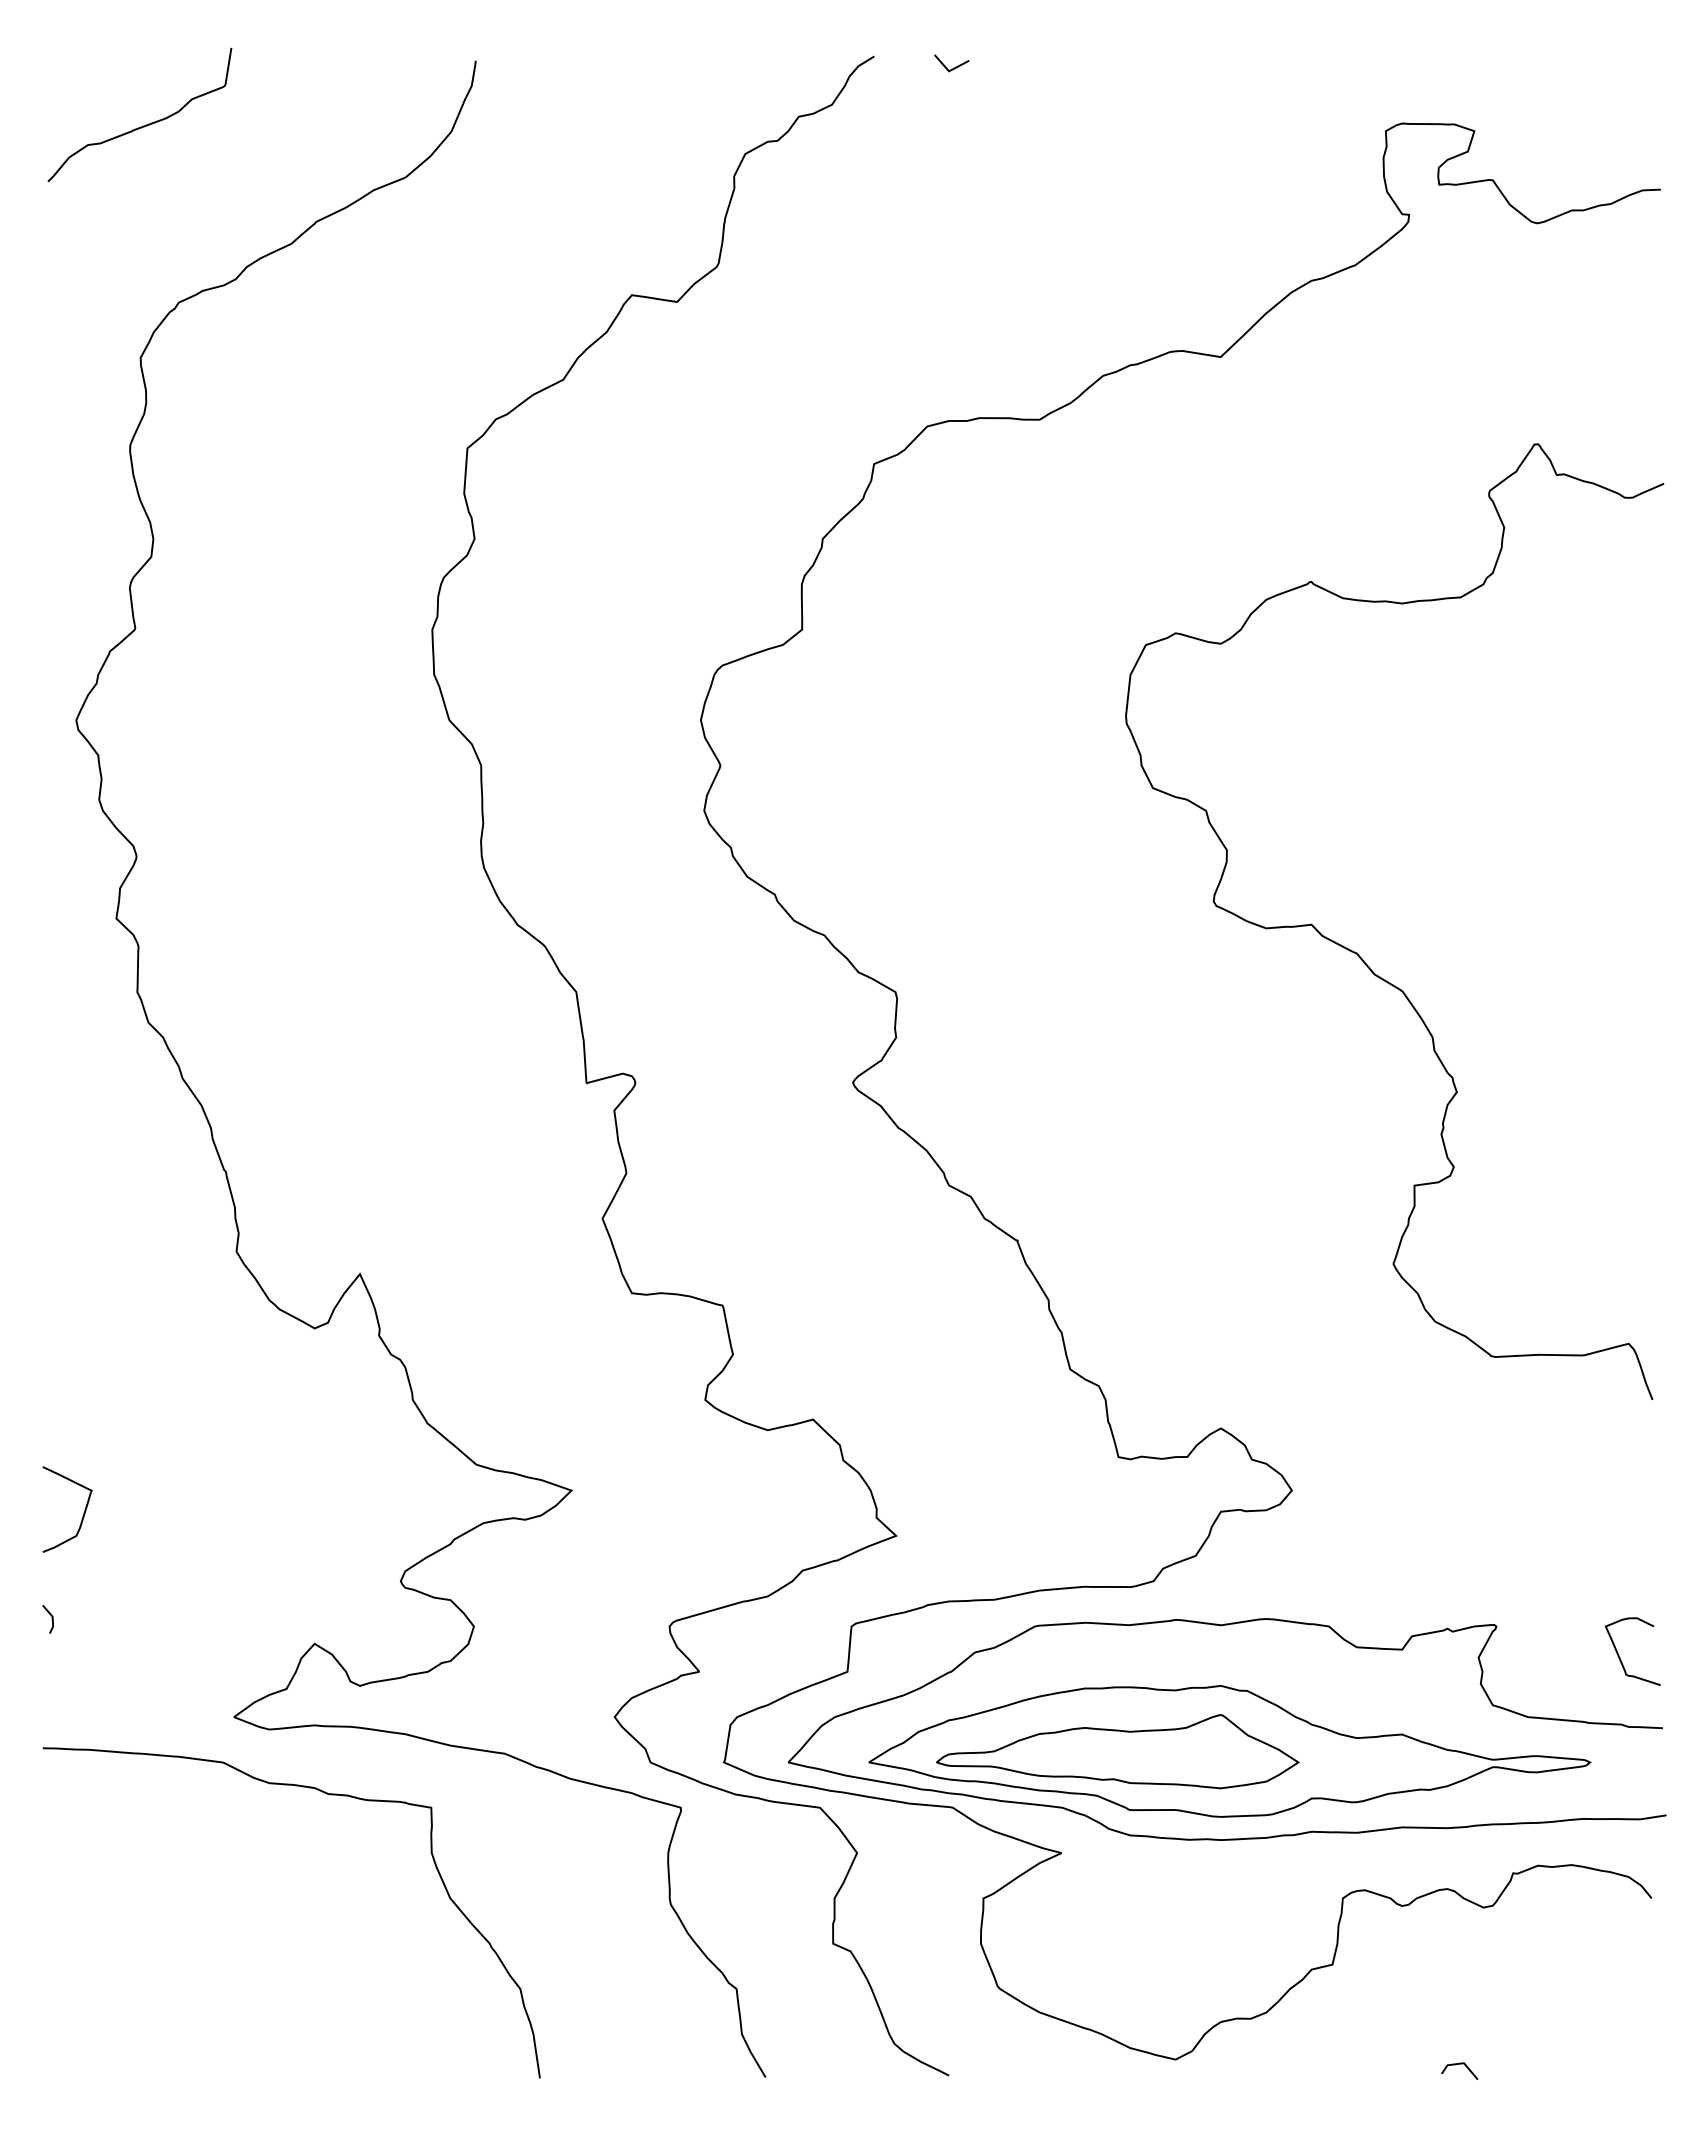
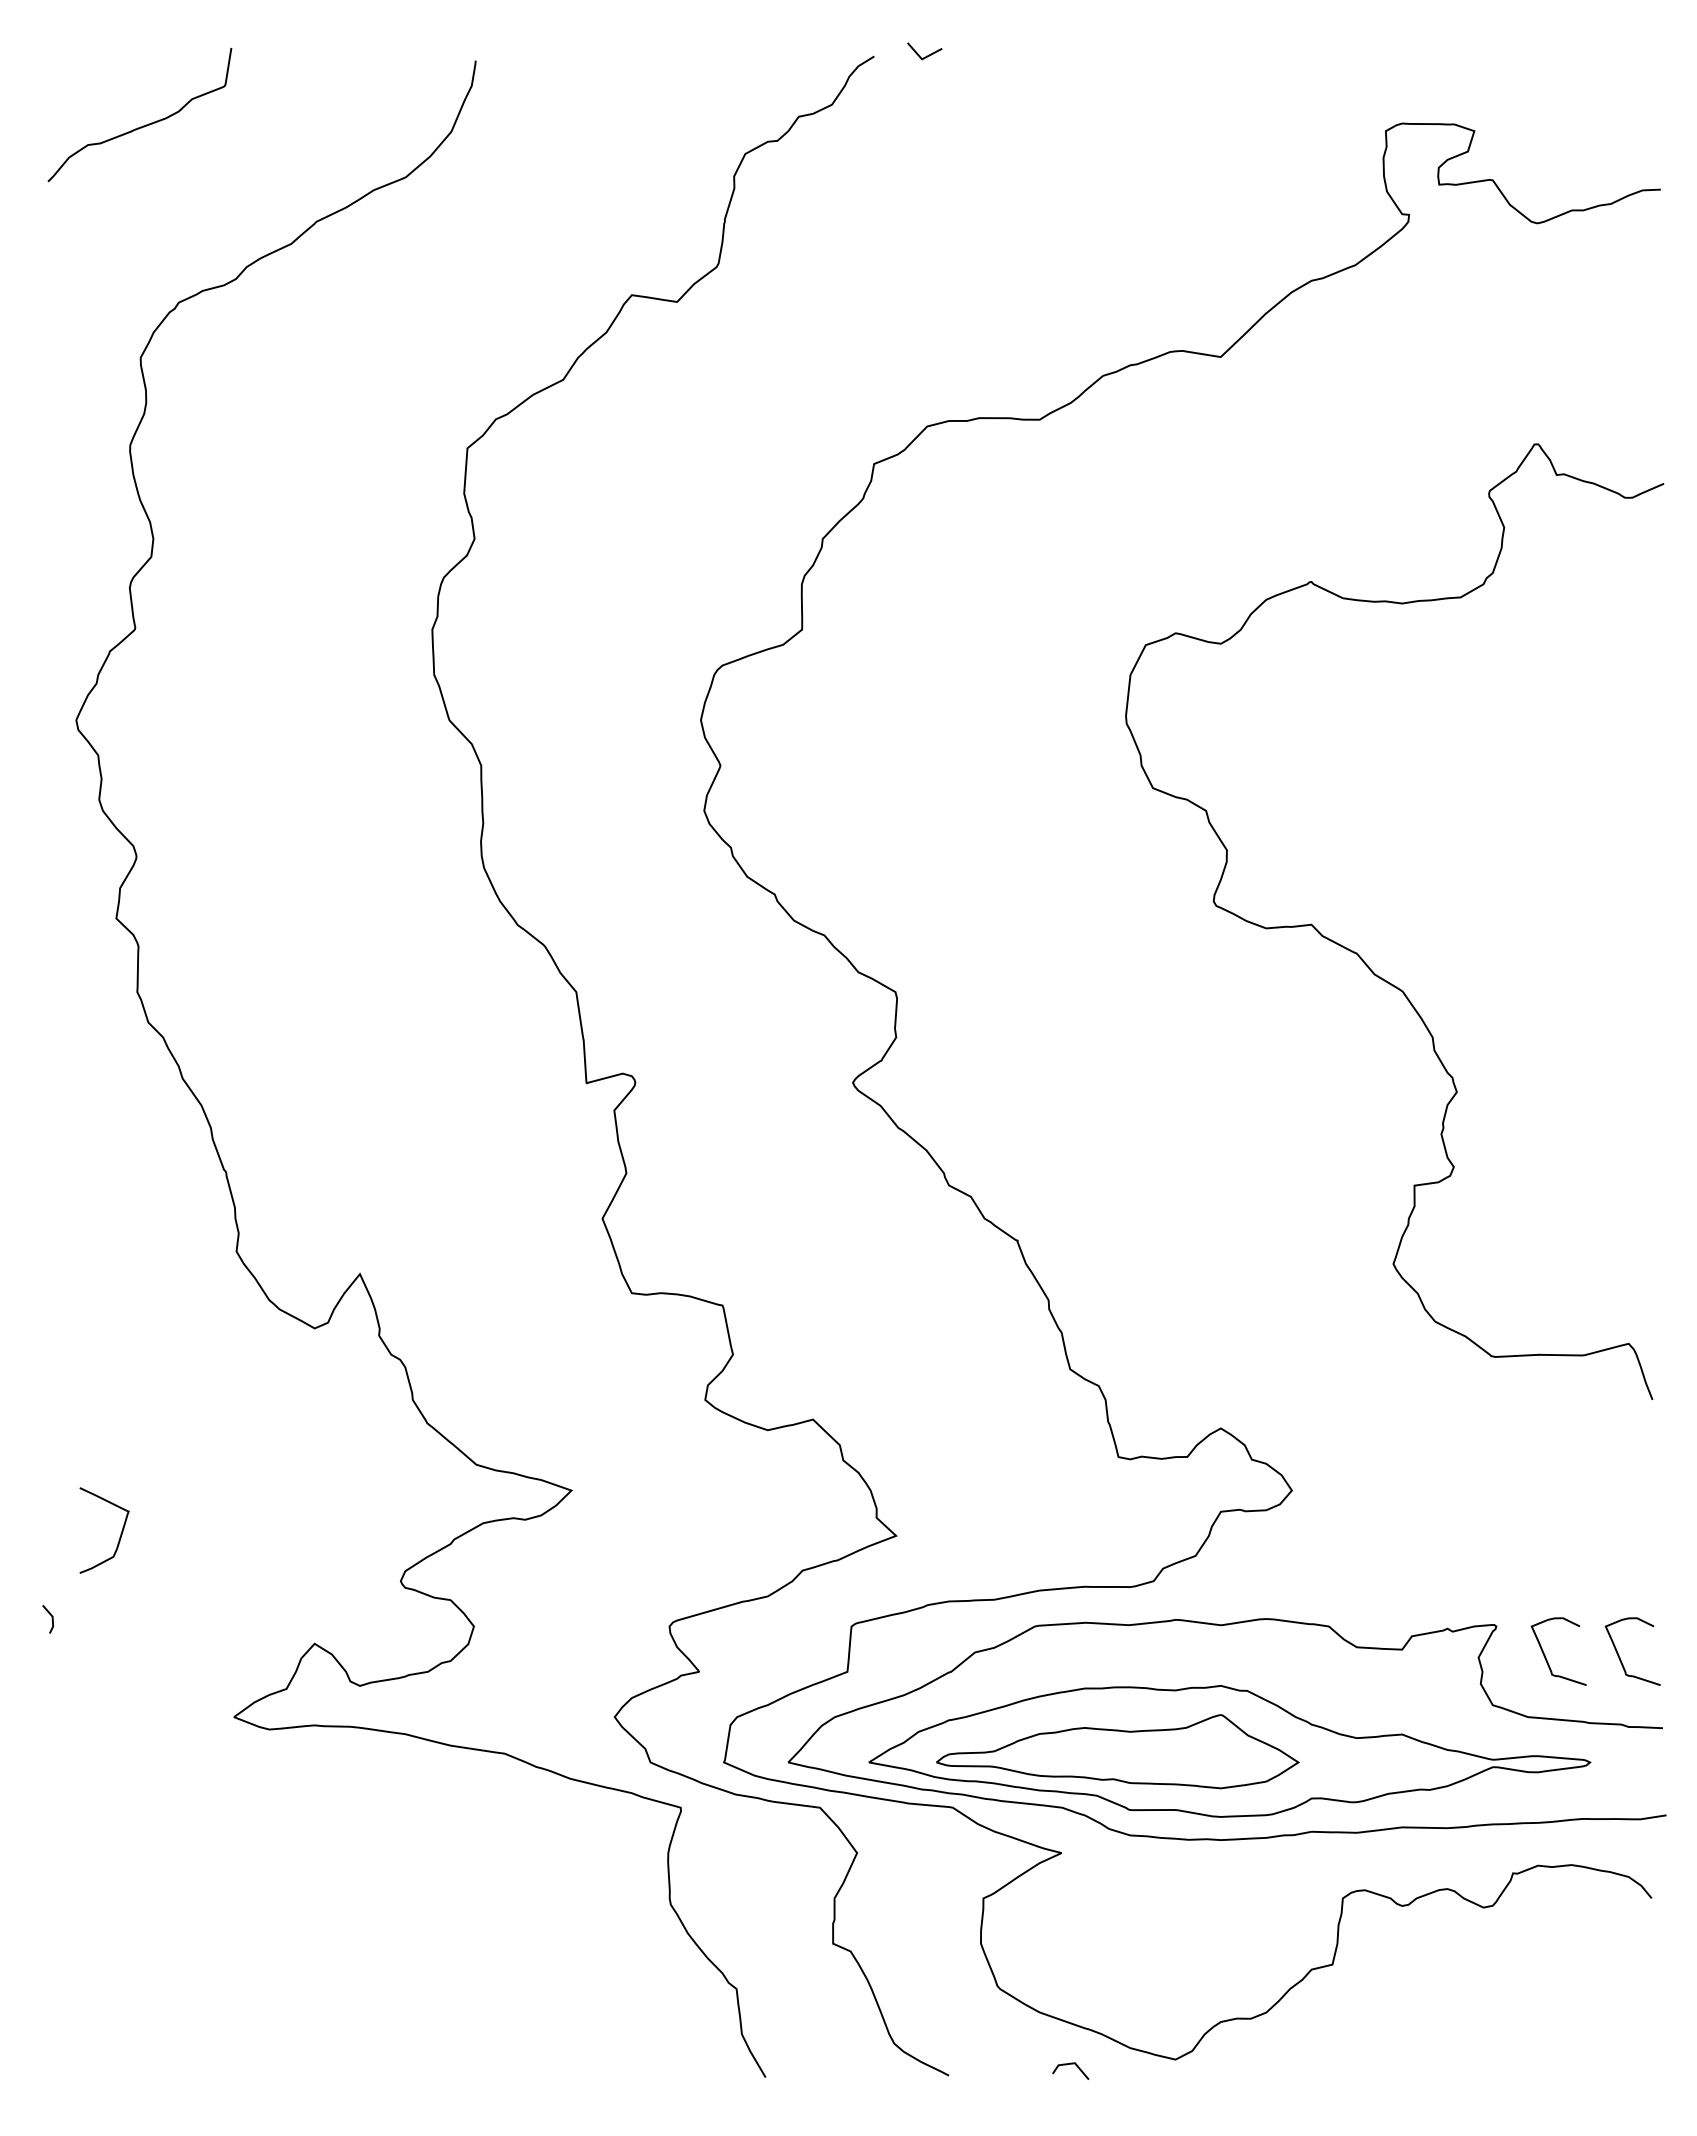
line position: (955, 66) -> (928, 54) (928, 54)
curve position: (83, 1512) -> (120, 1533) (120, 1533)
curve: none -> present (1546, 1657)
curve: present -> none (326, 1794)
line position: (1459, 2064) -> (1070, 2064) (1070, 2064)
